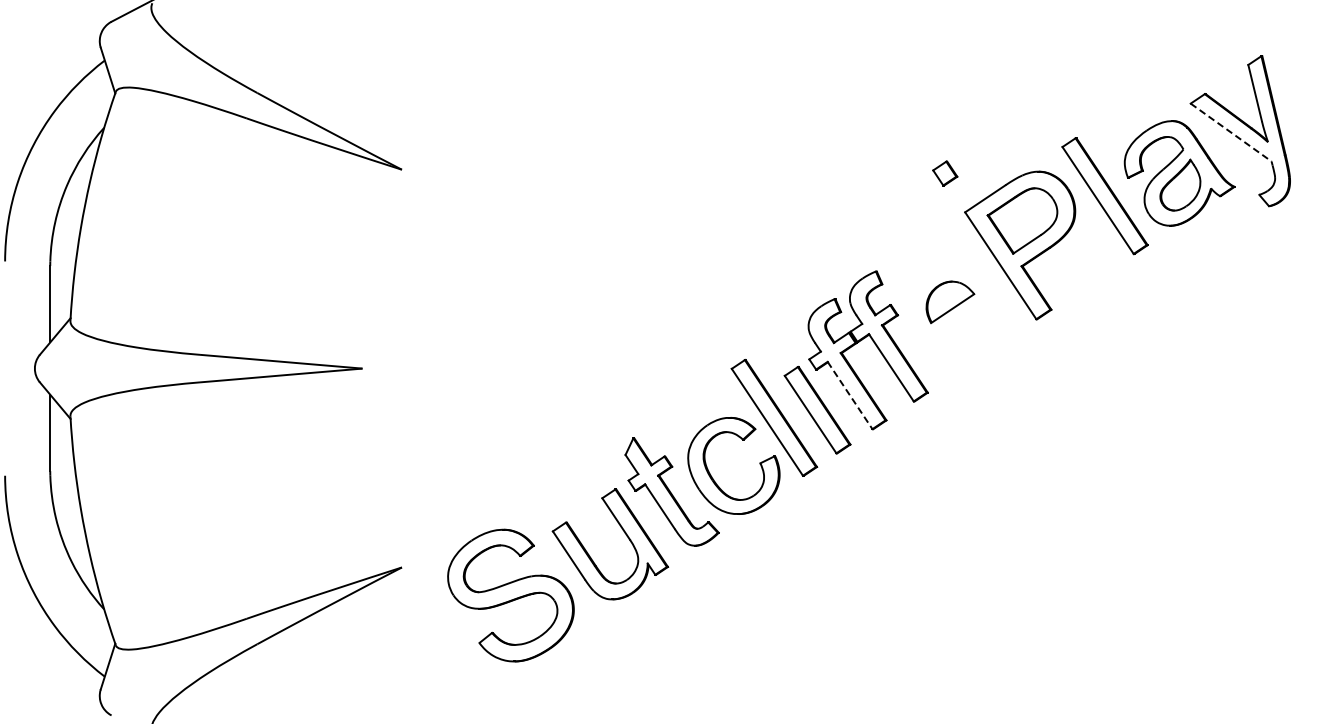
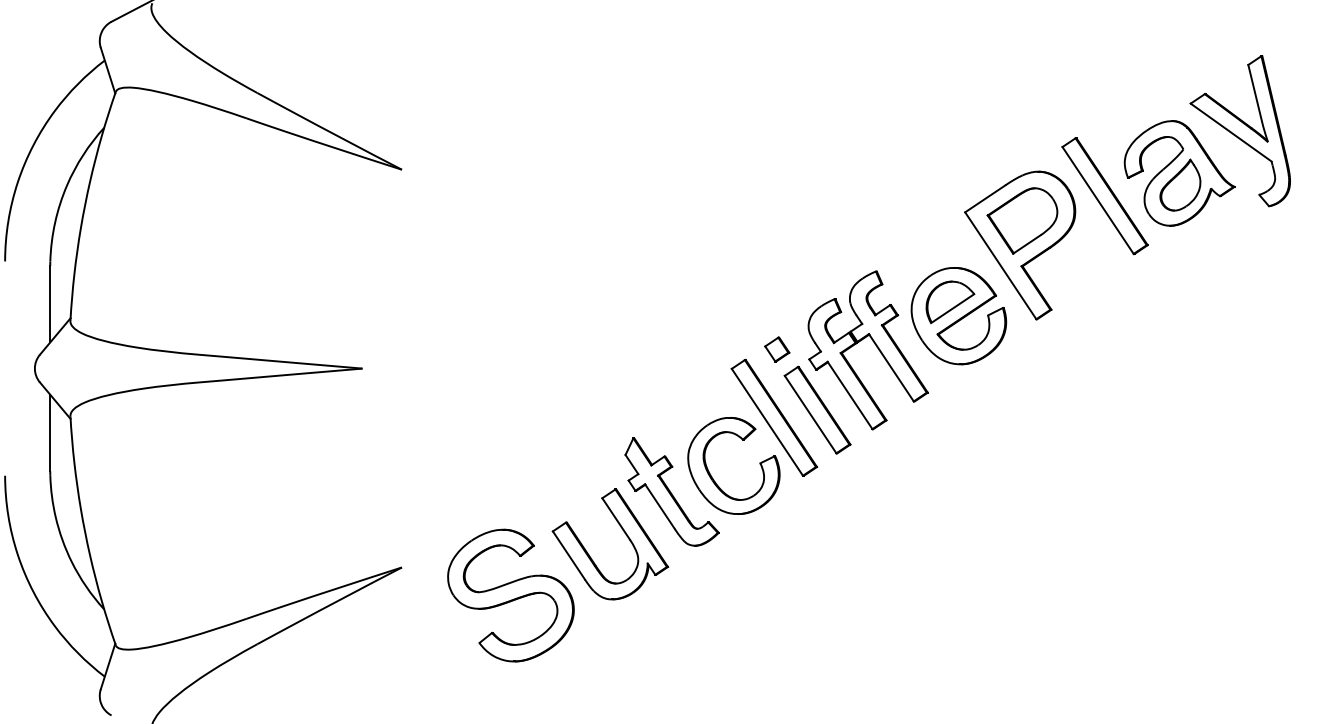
line: dashed -> solid (1231, 132)
part position: (945, 173) -> (777, 349) (777, 349)
part: none -> present (958, 316)
line: dashed -> solid (850, 395)
